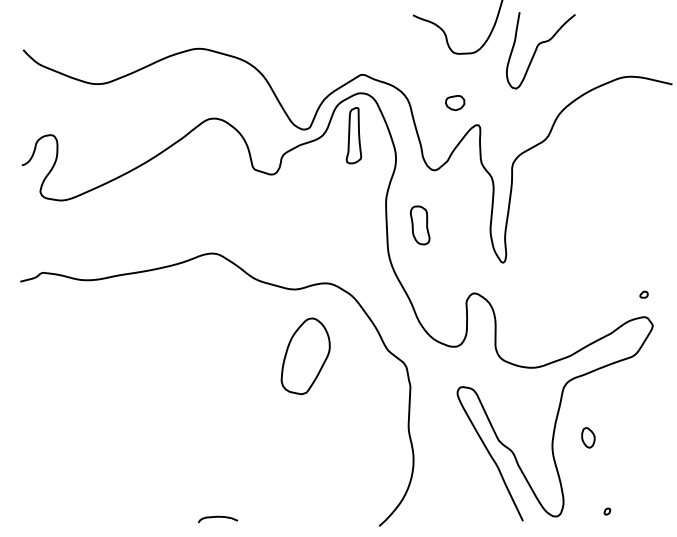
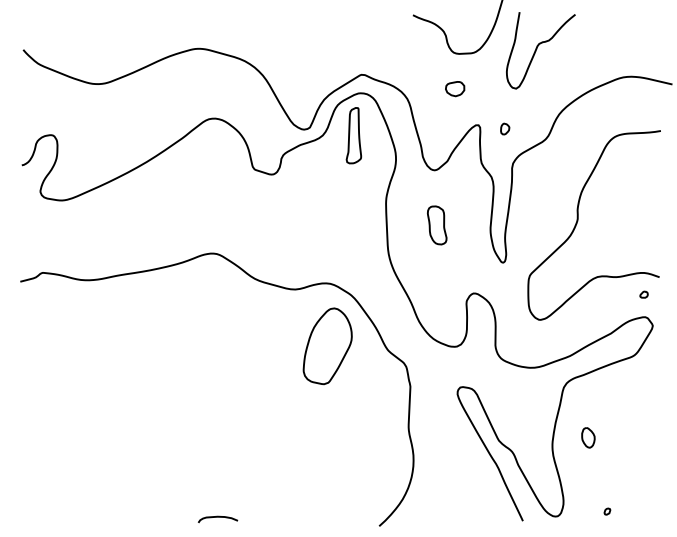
part position: (455, 103) -> (455, 89) (455, 89)
part: none -> present (505, 128)
curve: none -> present (578, 221)
part position: (420, 225) -> (437, 225) (437, 225)
part position: (305, 356) -> (327, 346) (327, 346)
